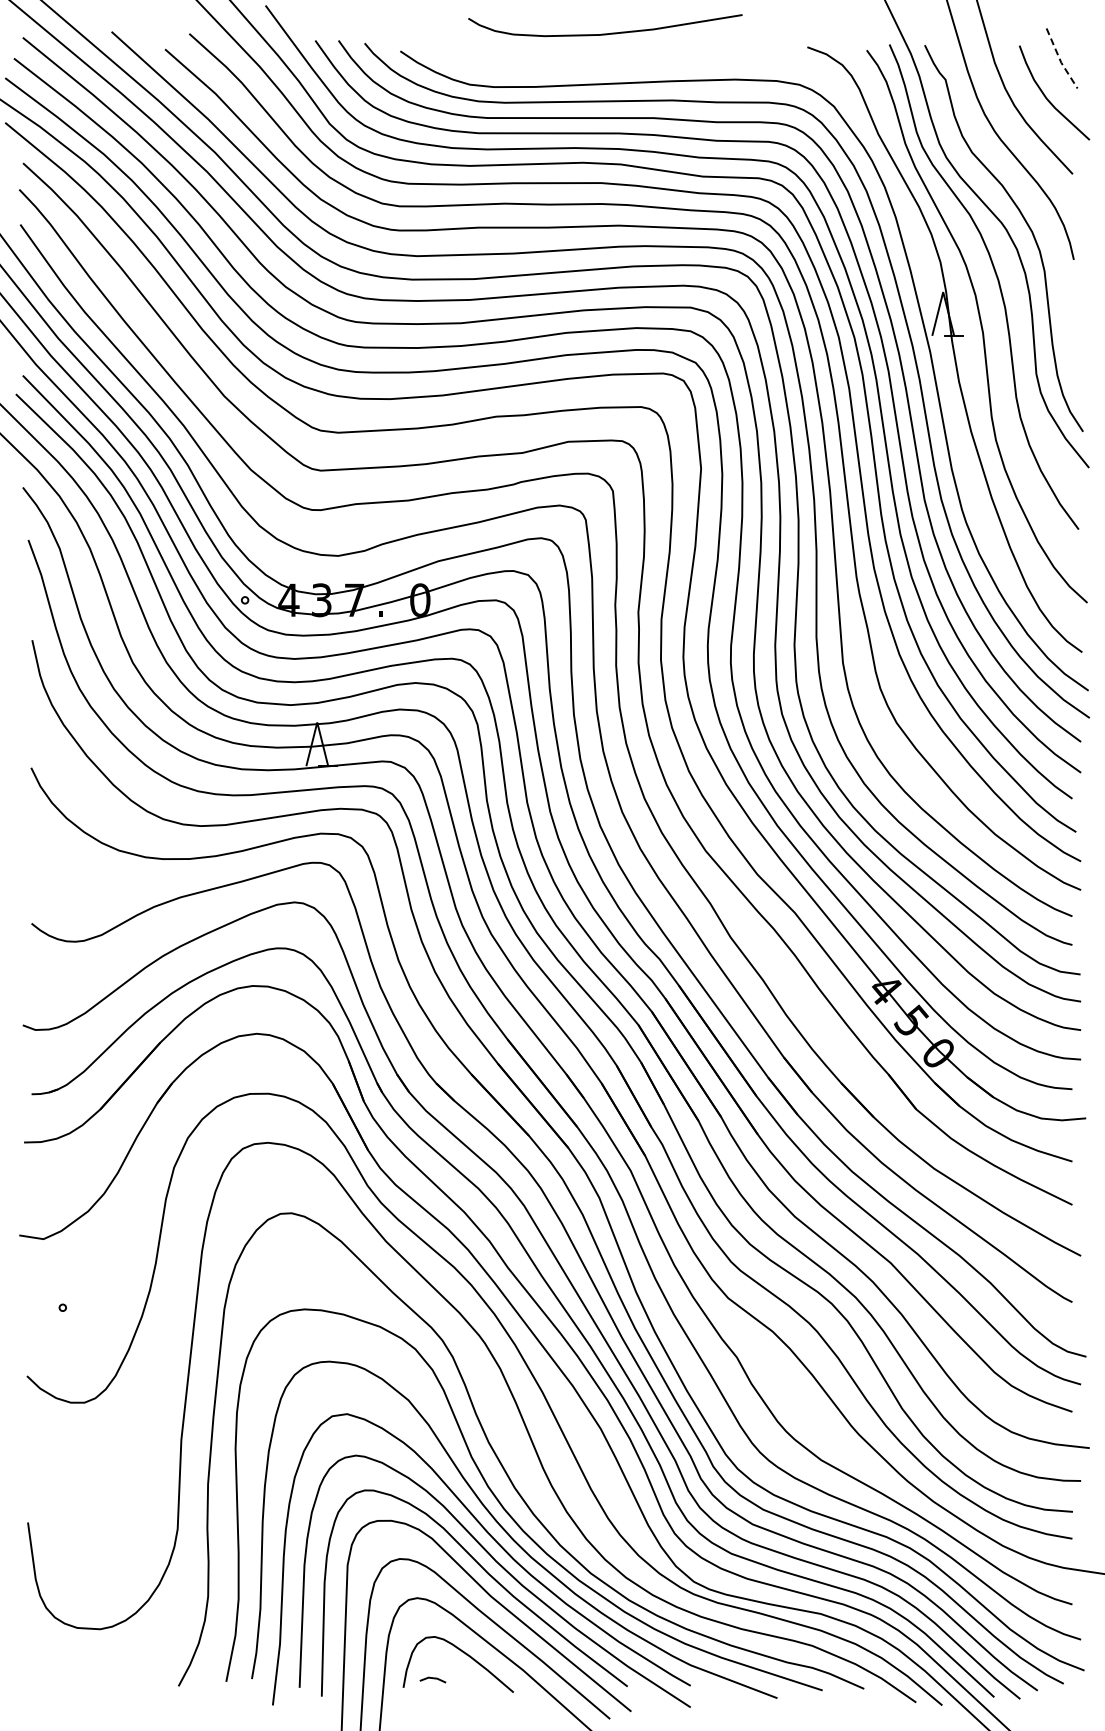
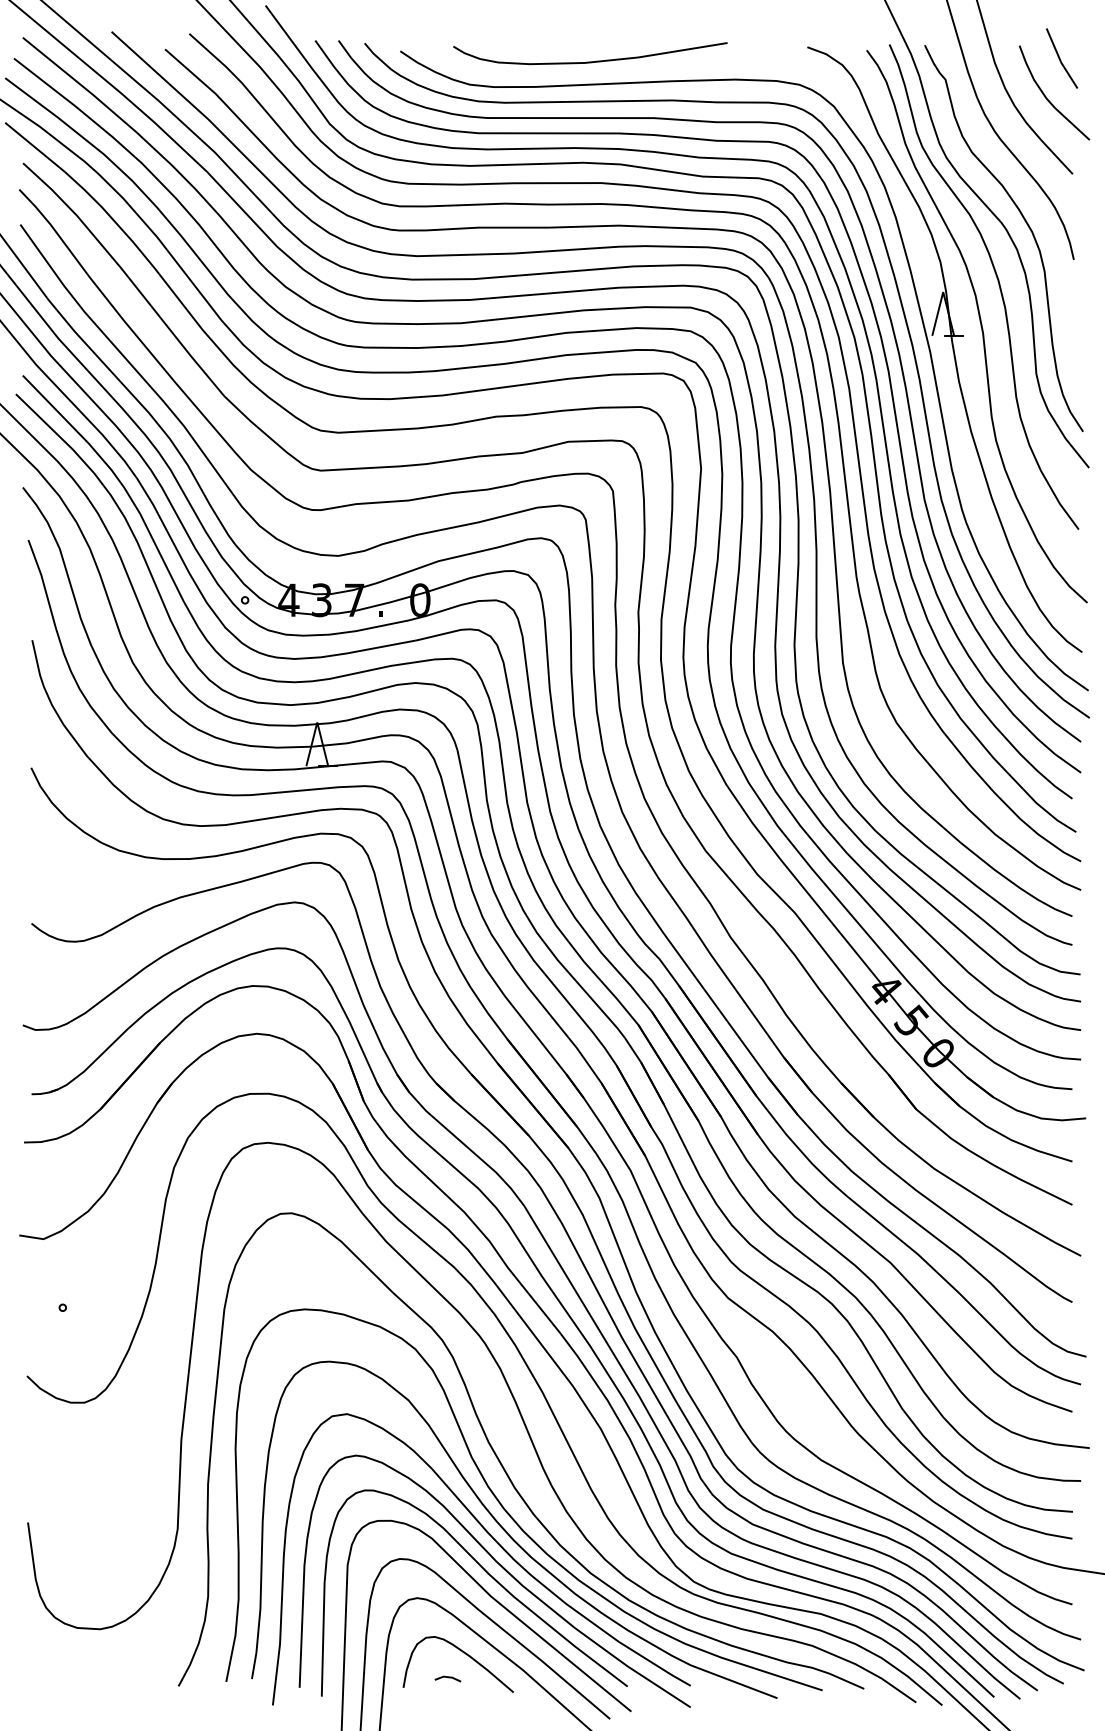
curve position: (605, 33) -> (590, 61) (590, 61)
line: dashed -> solid (1060, 60)
line position: (432, 1678) -> (447, 1677) (447, 1677)
